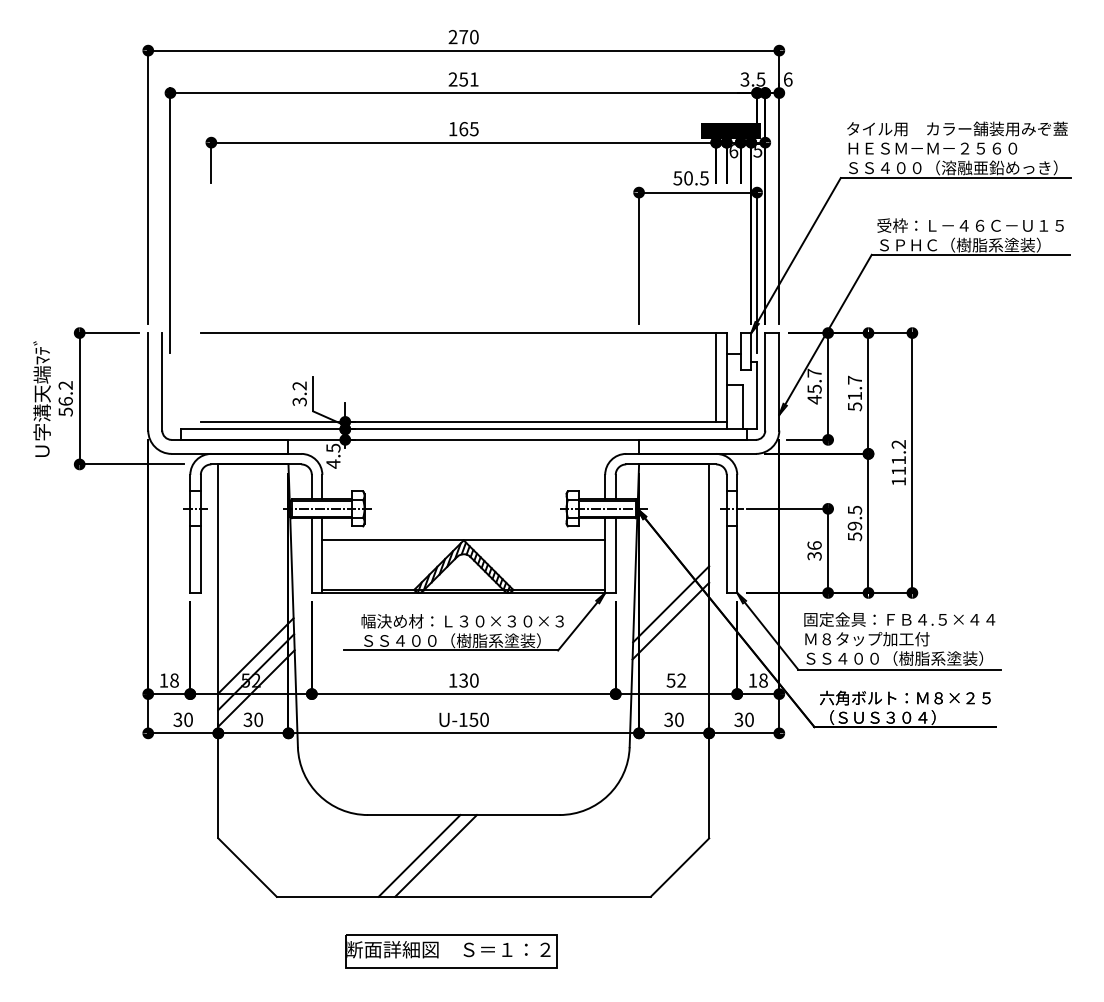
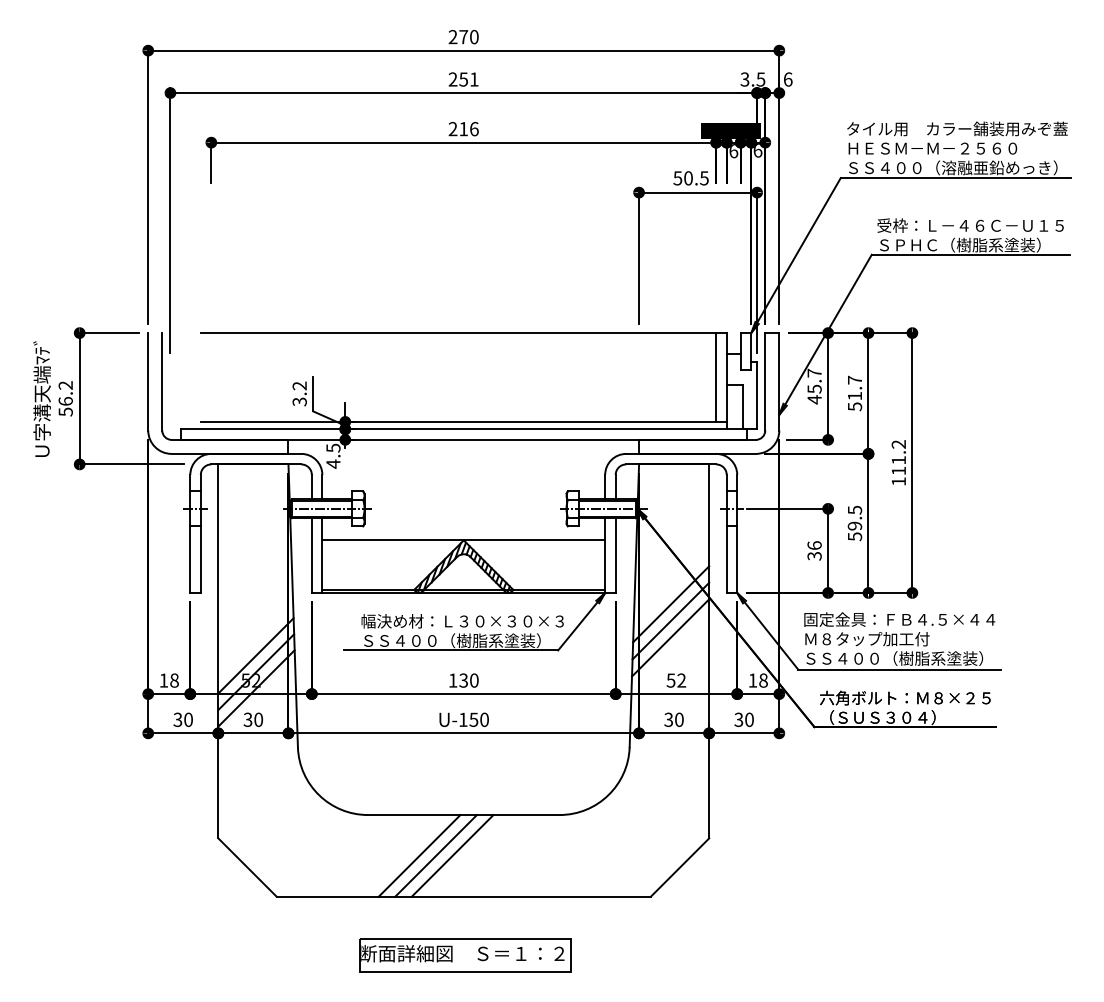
text: 165 -> 216 (463, 129)
text: 5 -> 6 (757, 150)
line: none -> present (670, 637)
line: none -> present (452, 855)
part position: (451, 951) -> (465, 955) (465, 955)
